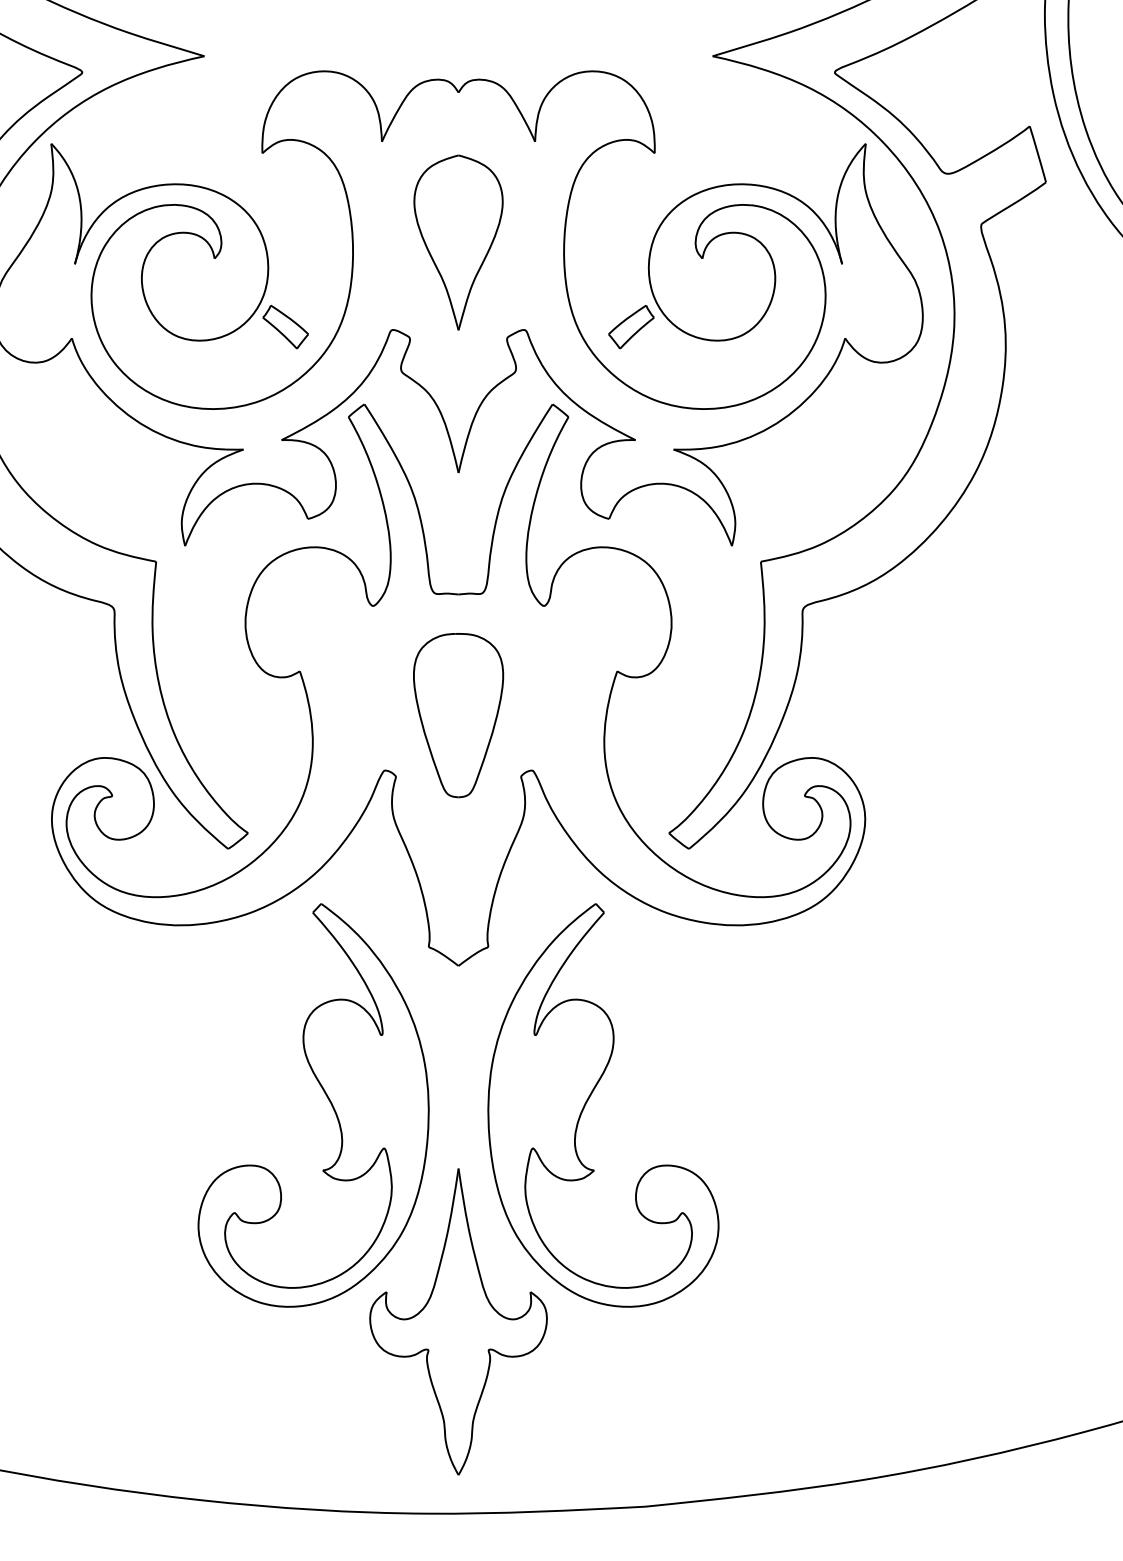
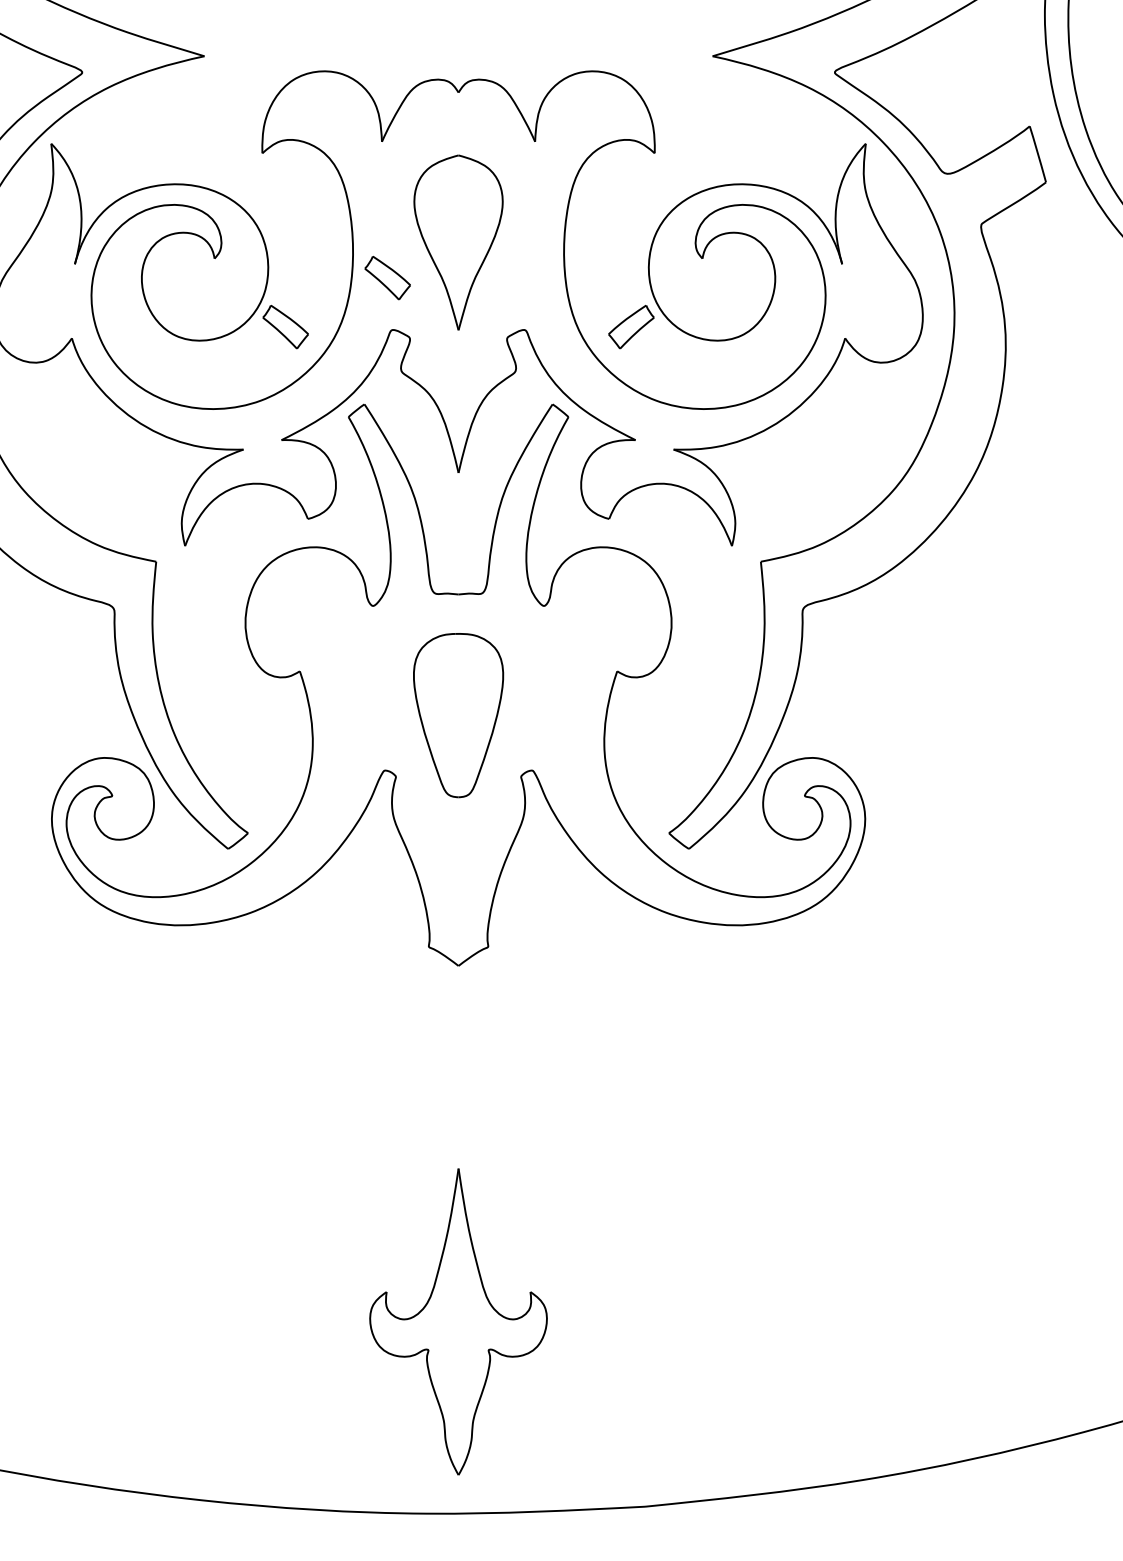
part: none -> present (387, 278)
part: present -> none (325, 1095)
part: present -> none (590, 1097)
